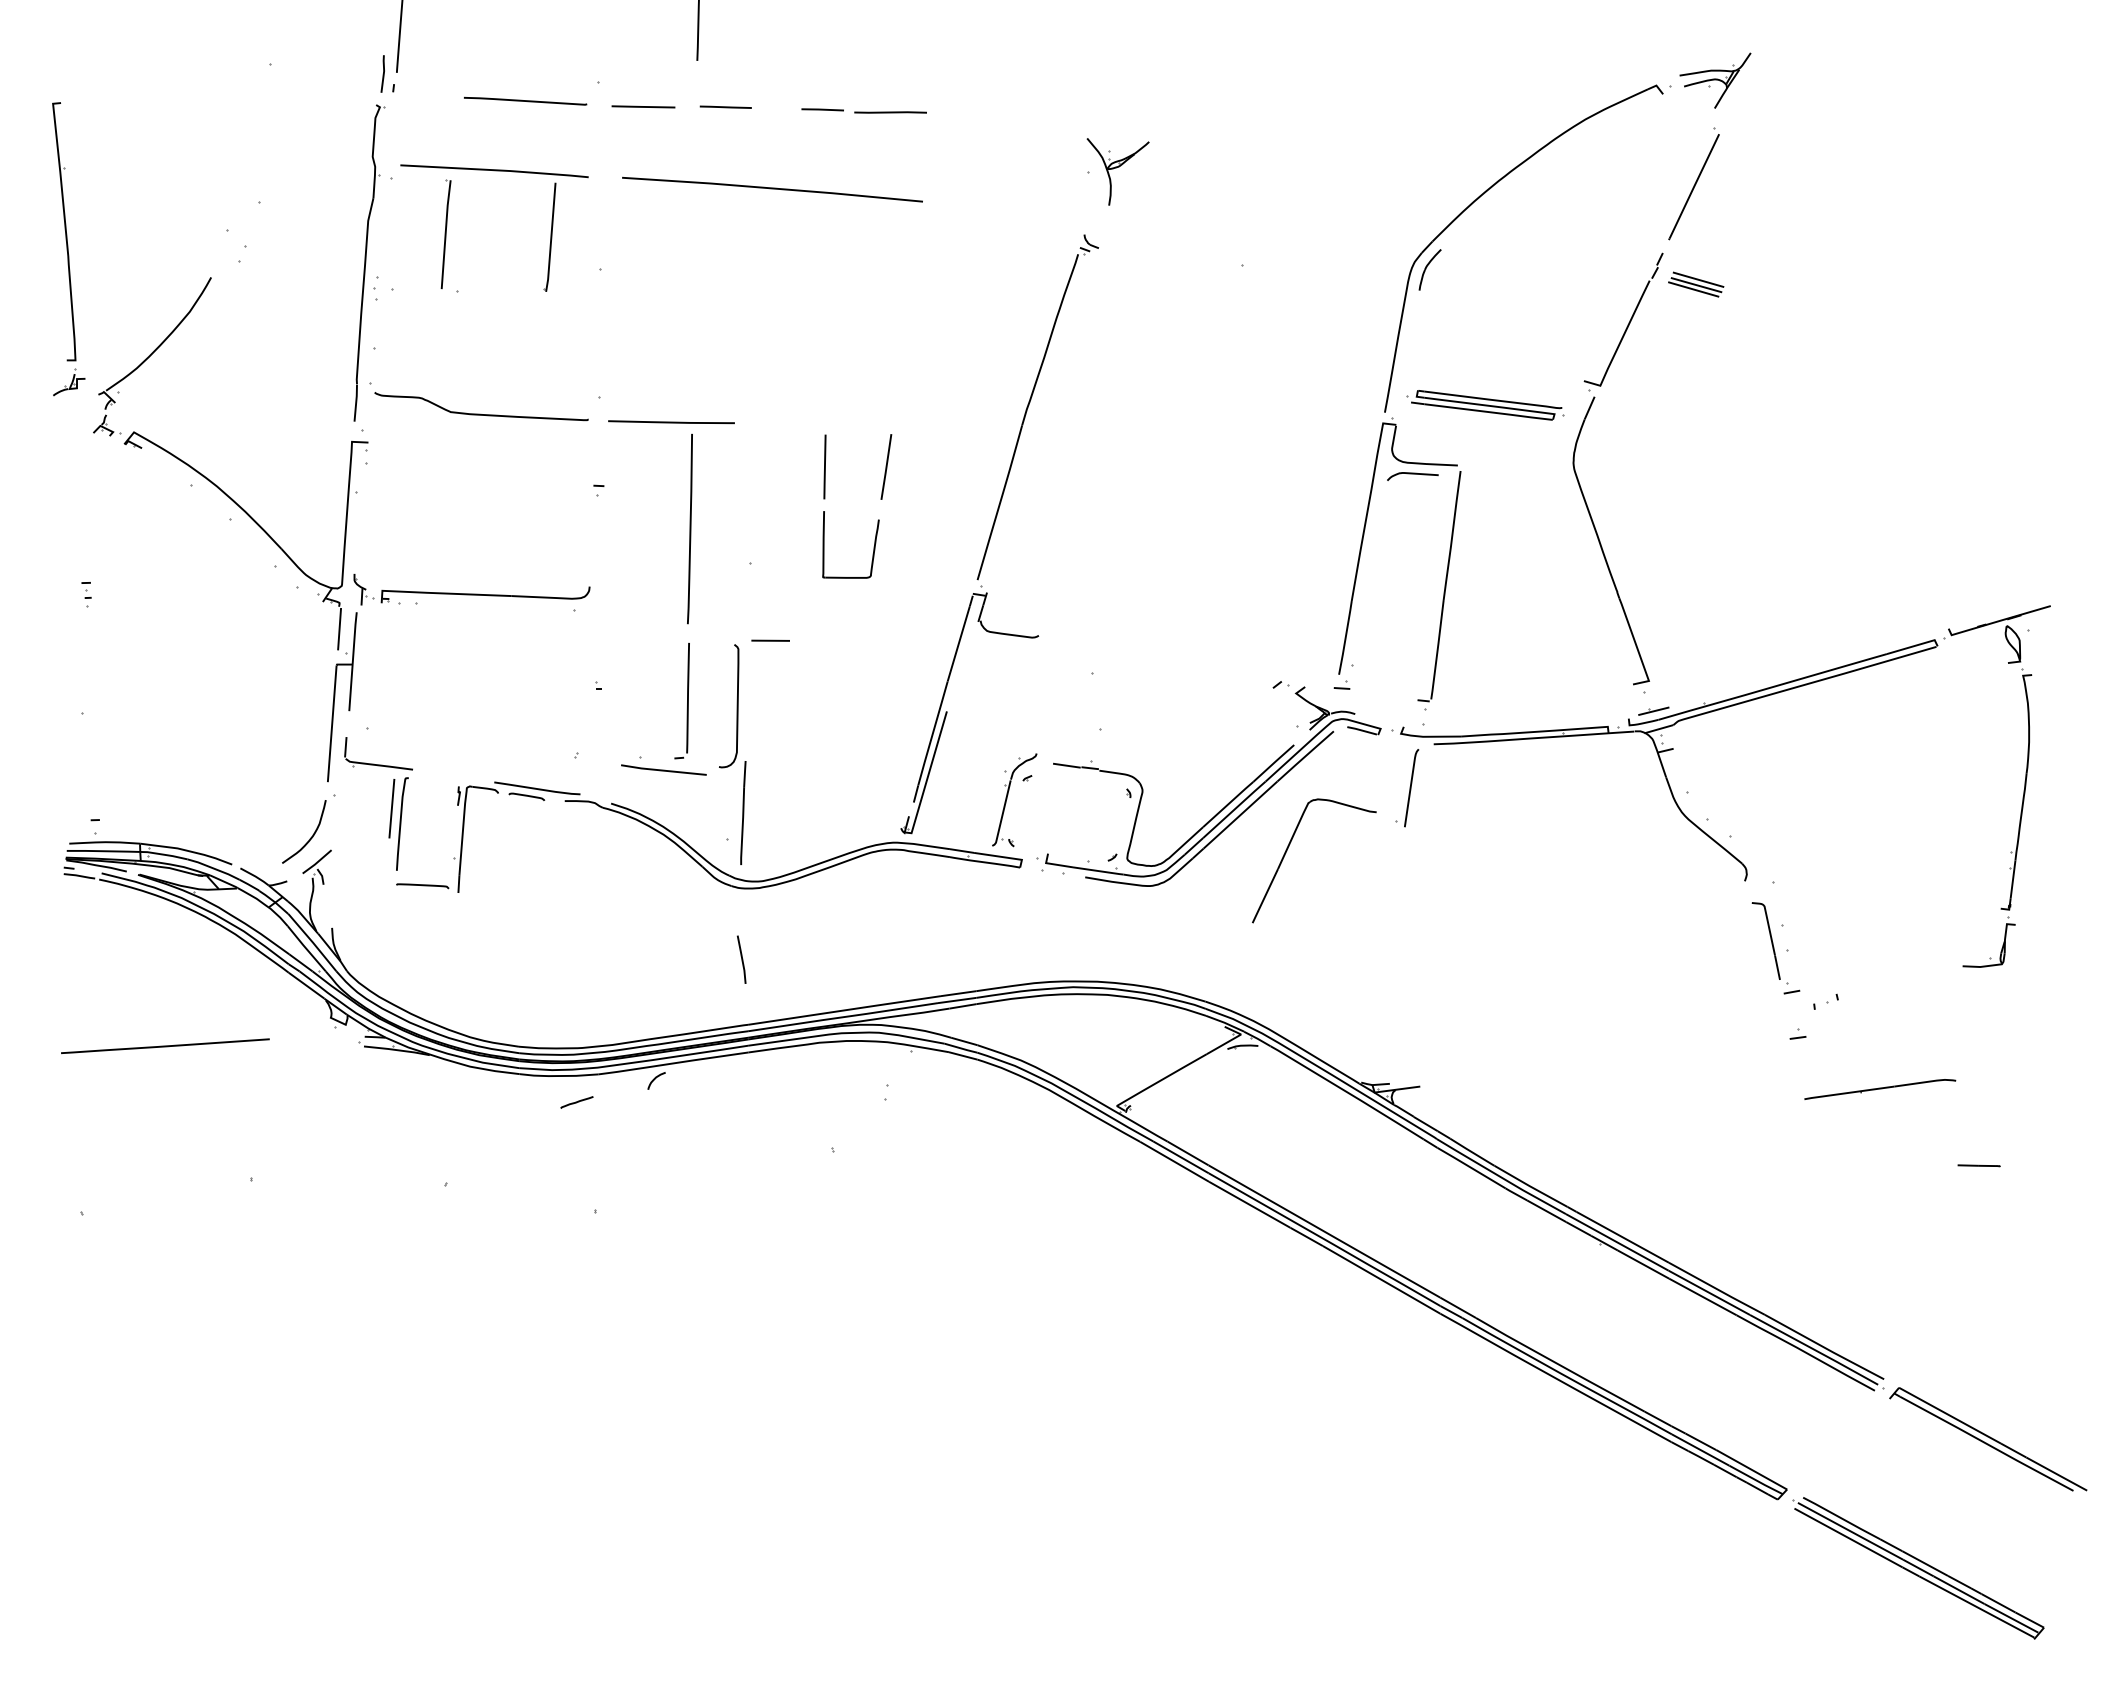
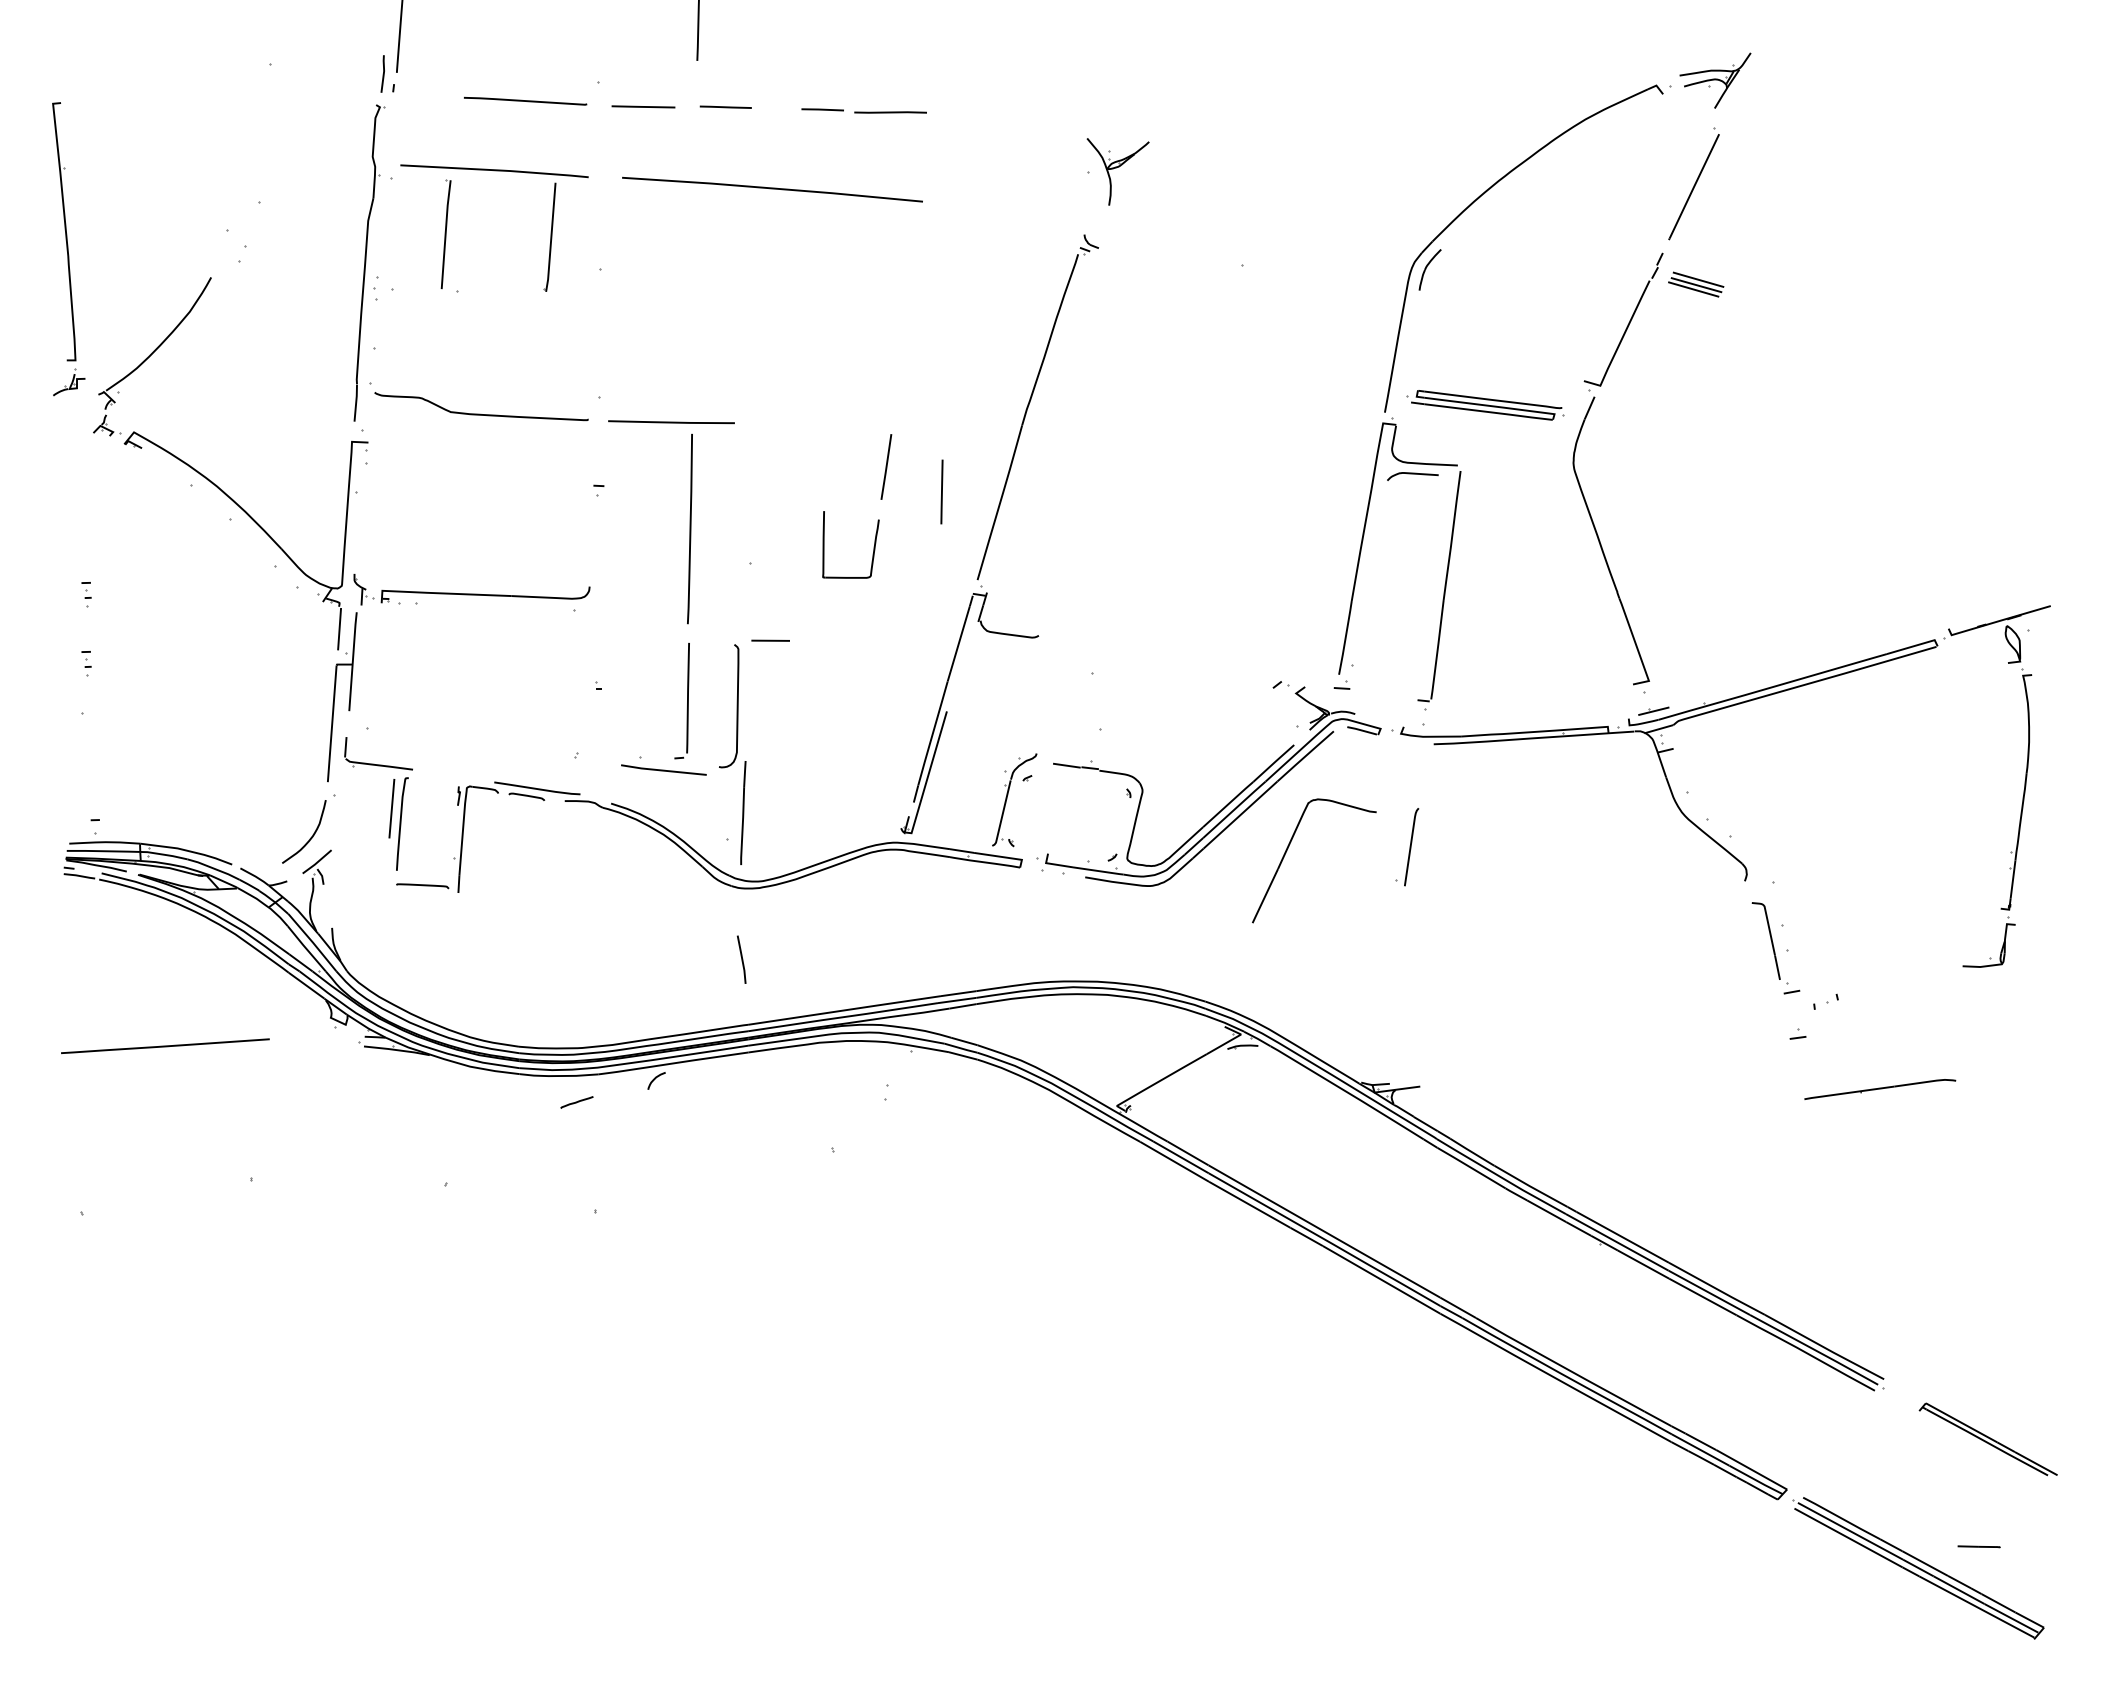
line position: (824, 466) -> (941, 491) (941, 491)
part: none -> present (86, 663)
part position: (1407, 788) -> (1407, 847) (1407, 847)
line position: (1978, 1165) -> (1978, 1546) (1978, 1546)
part size: 199x105 px -> 140x75 px (1987, 1439)
